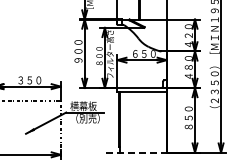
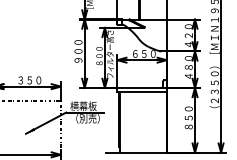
line: dashed -> solid (137, 152)
